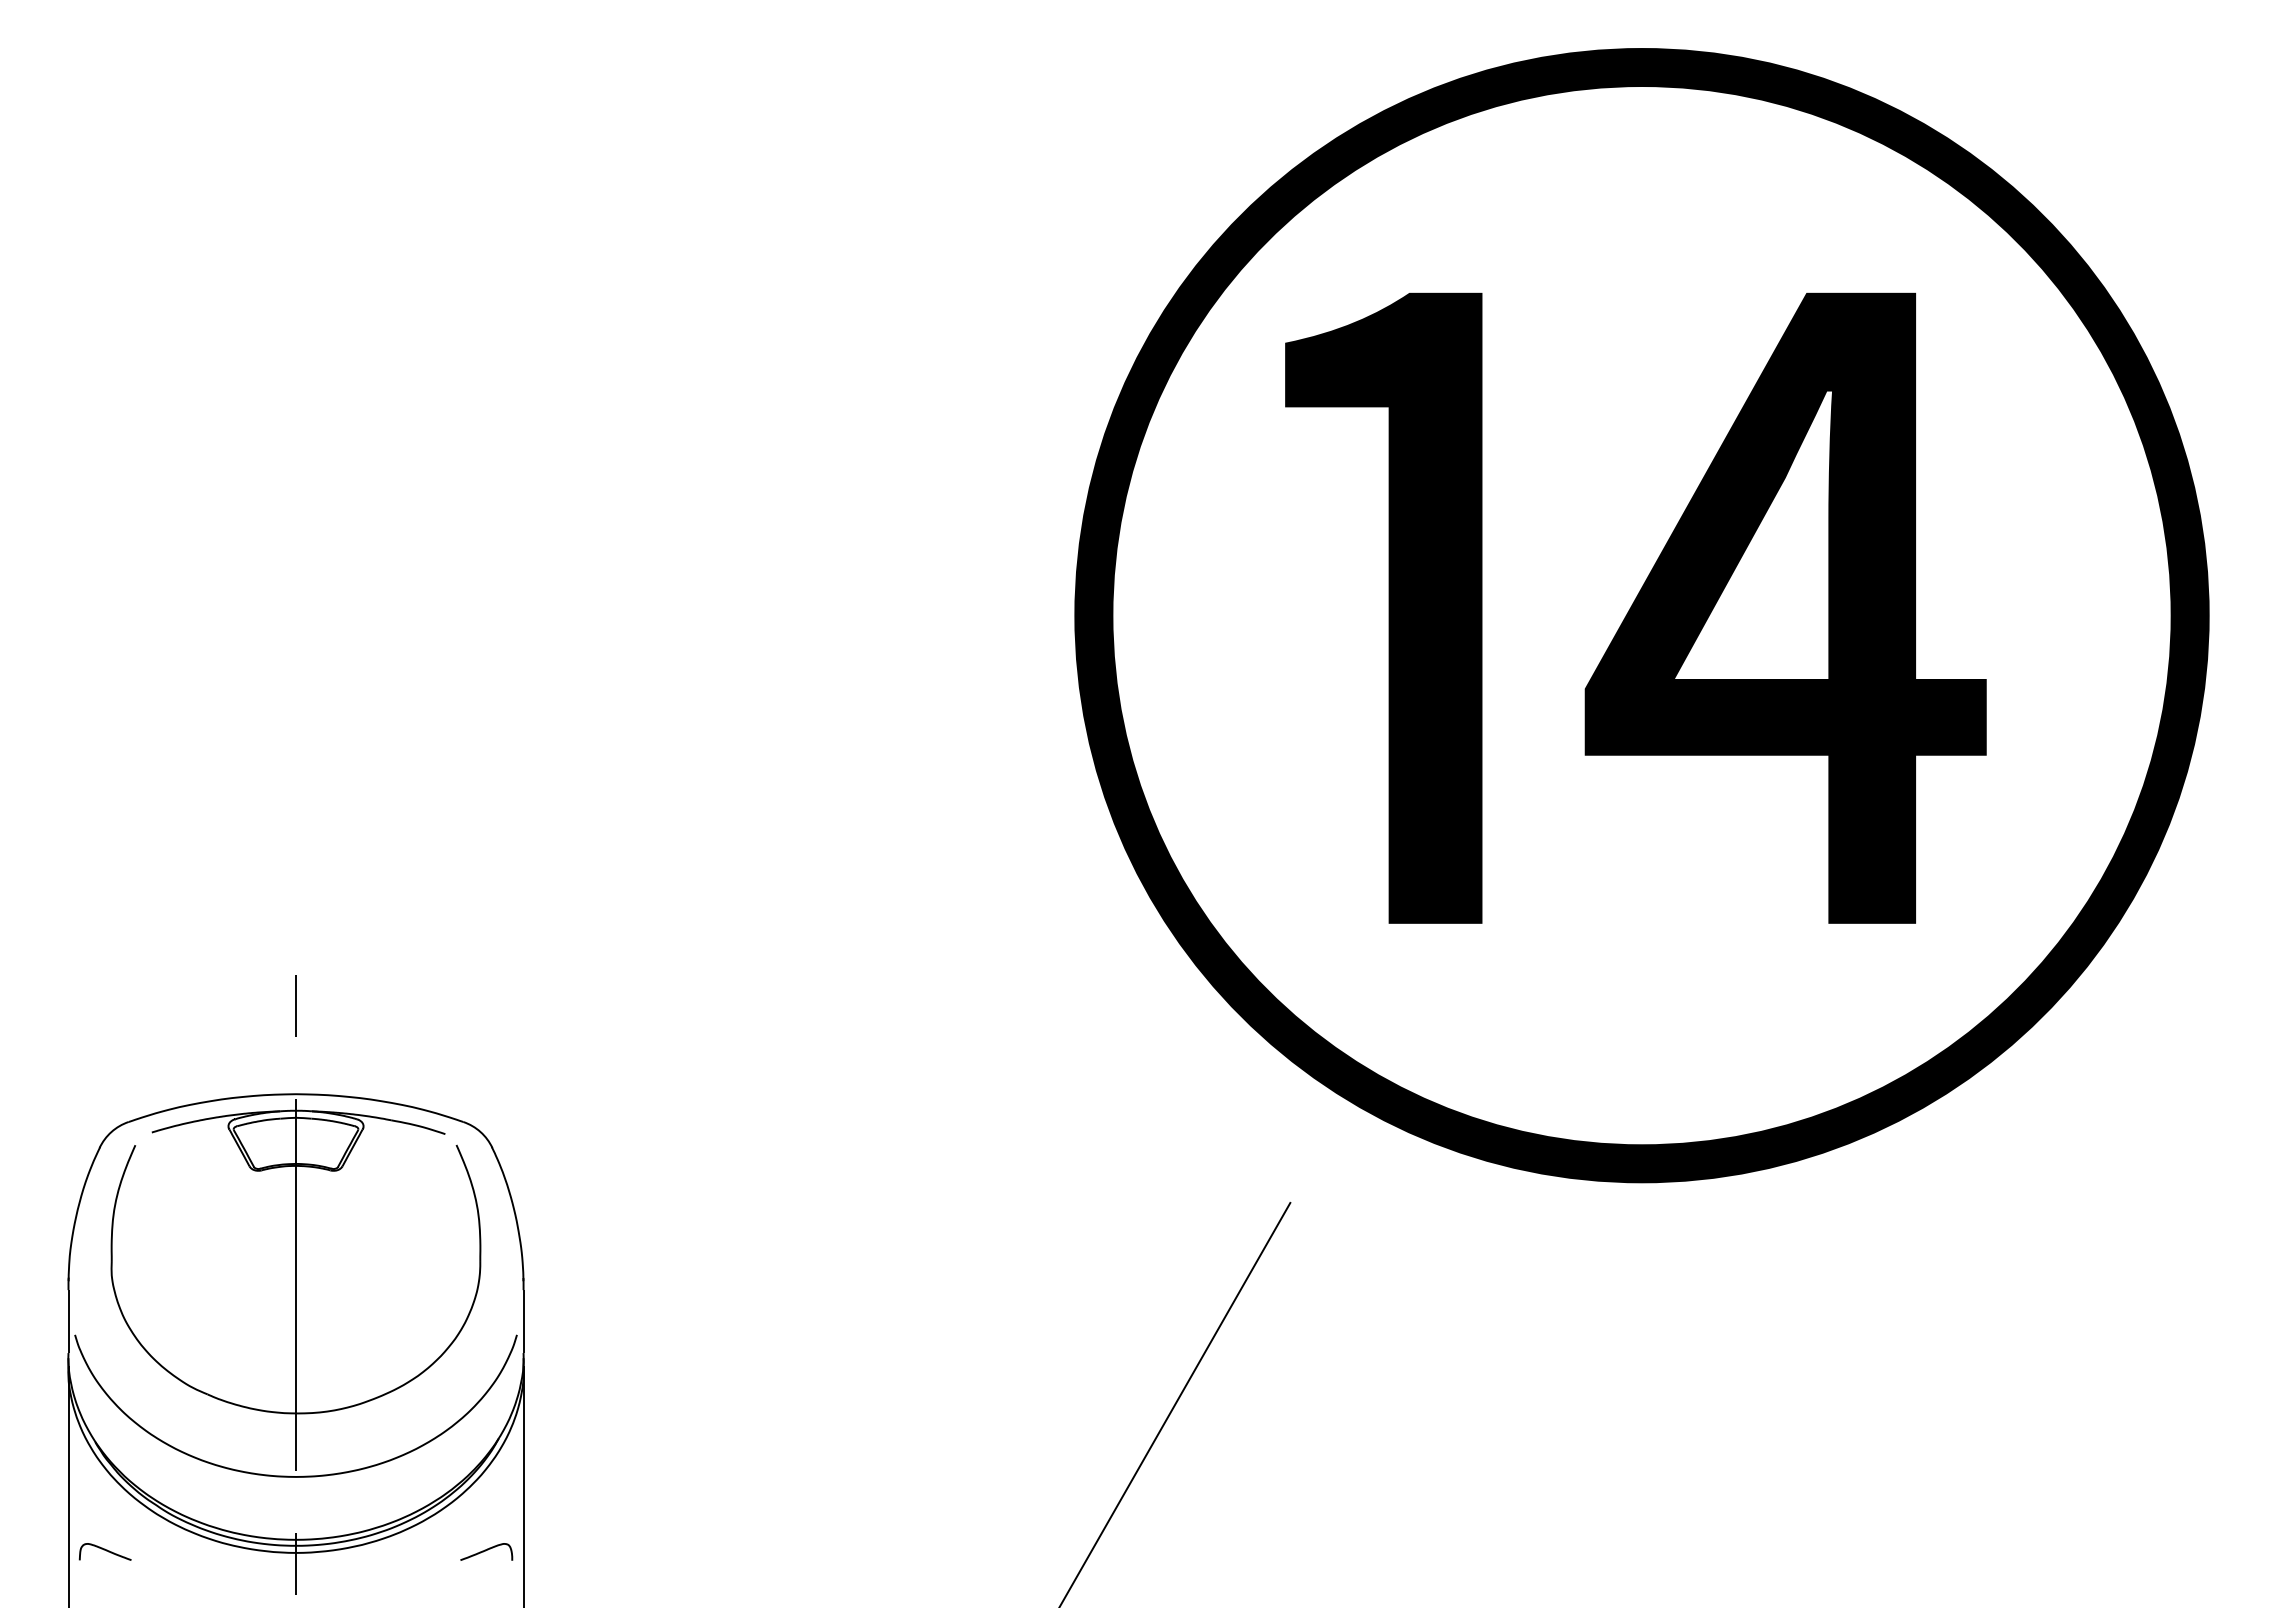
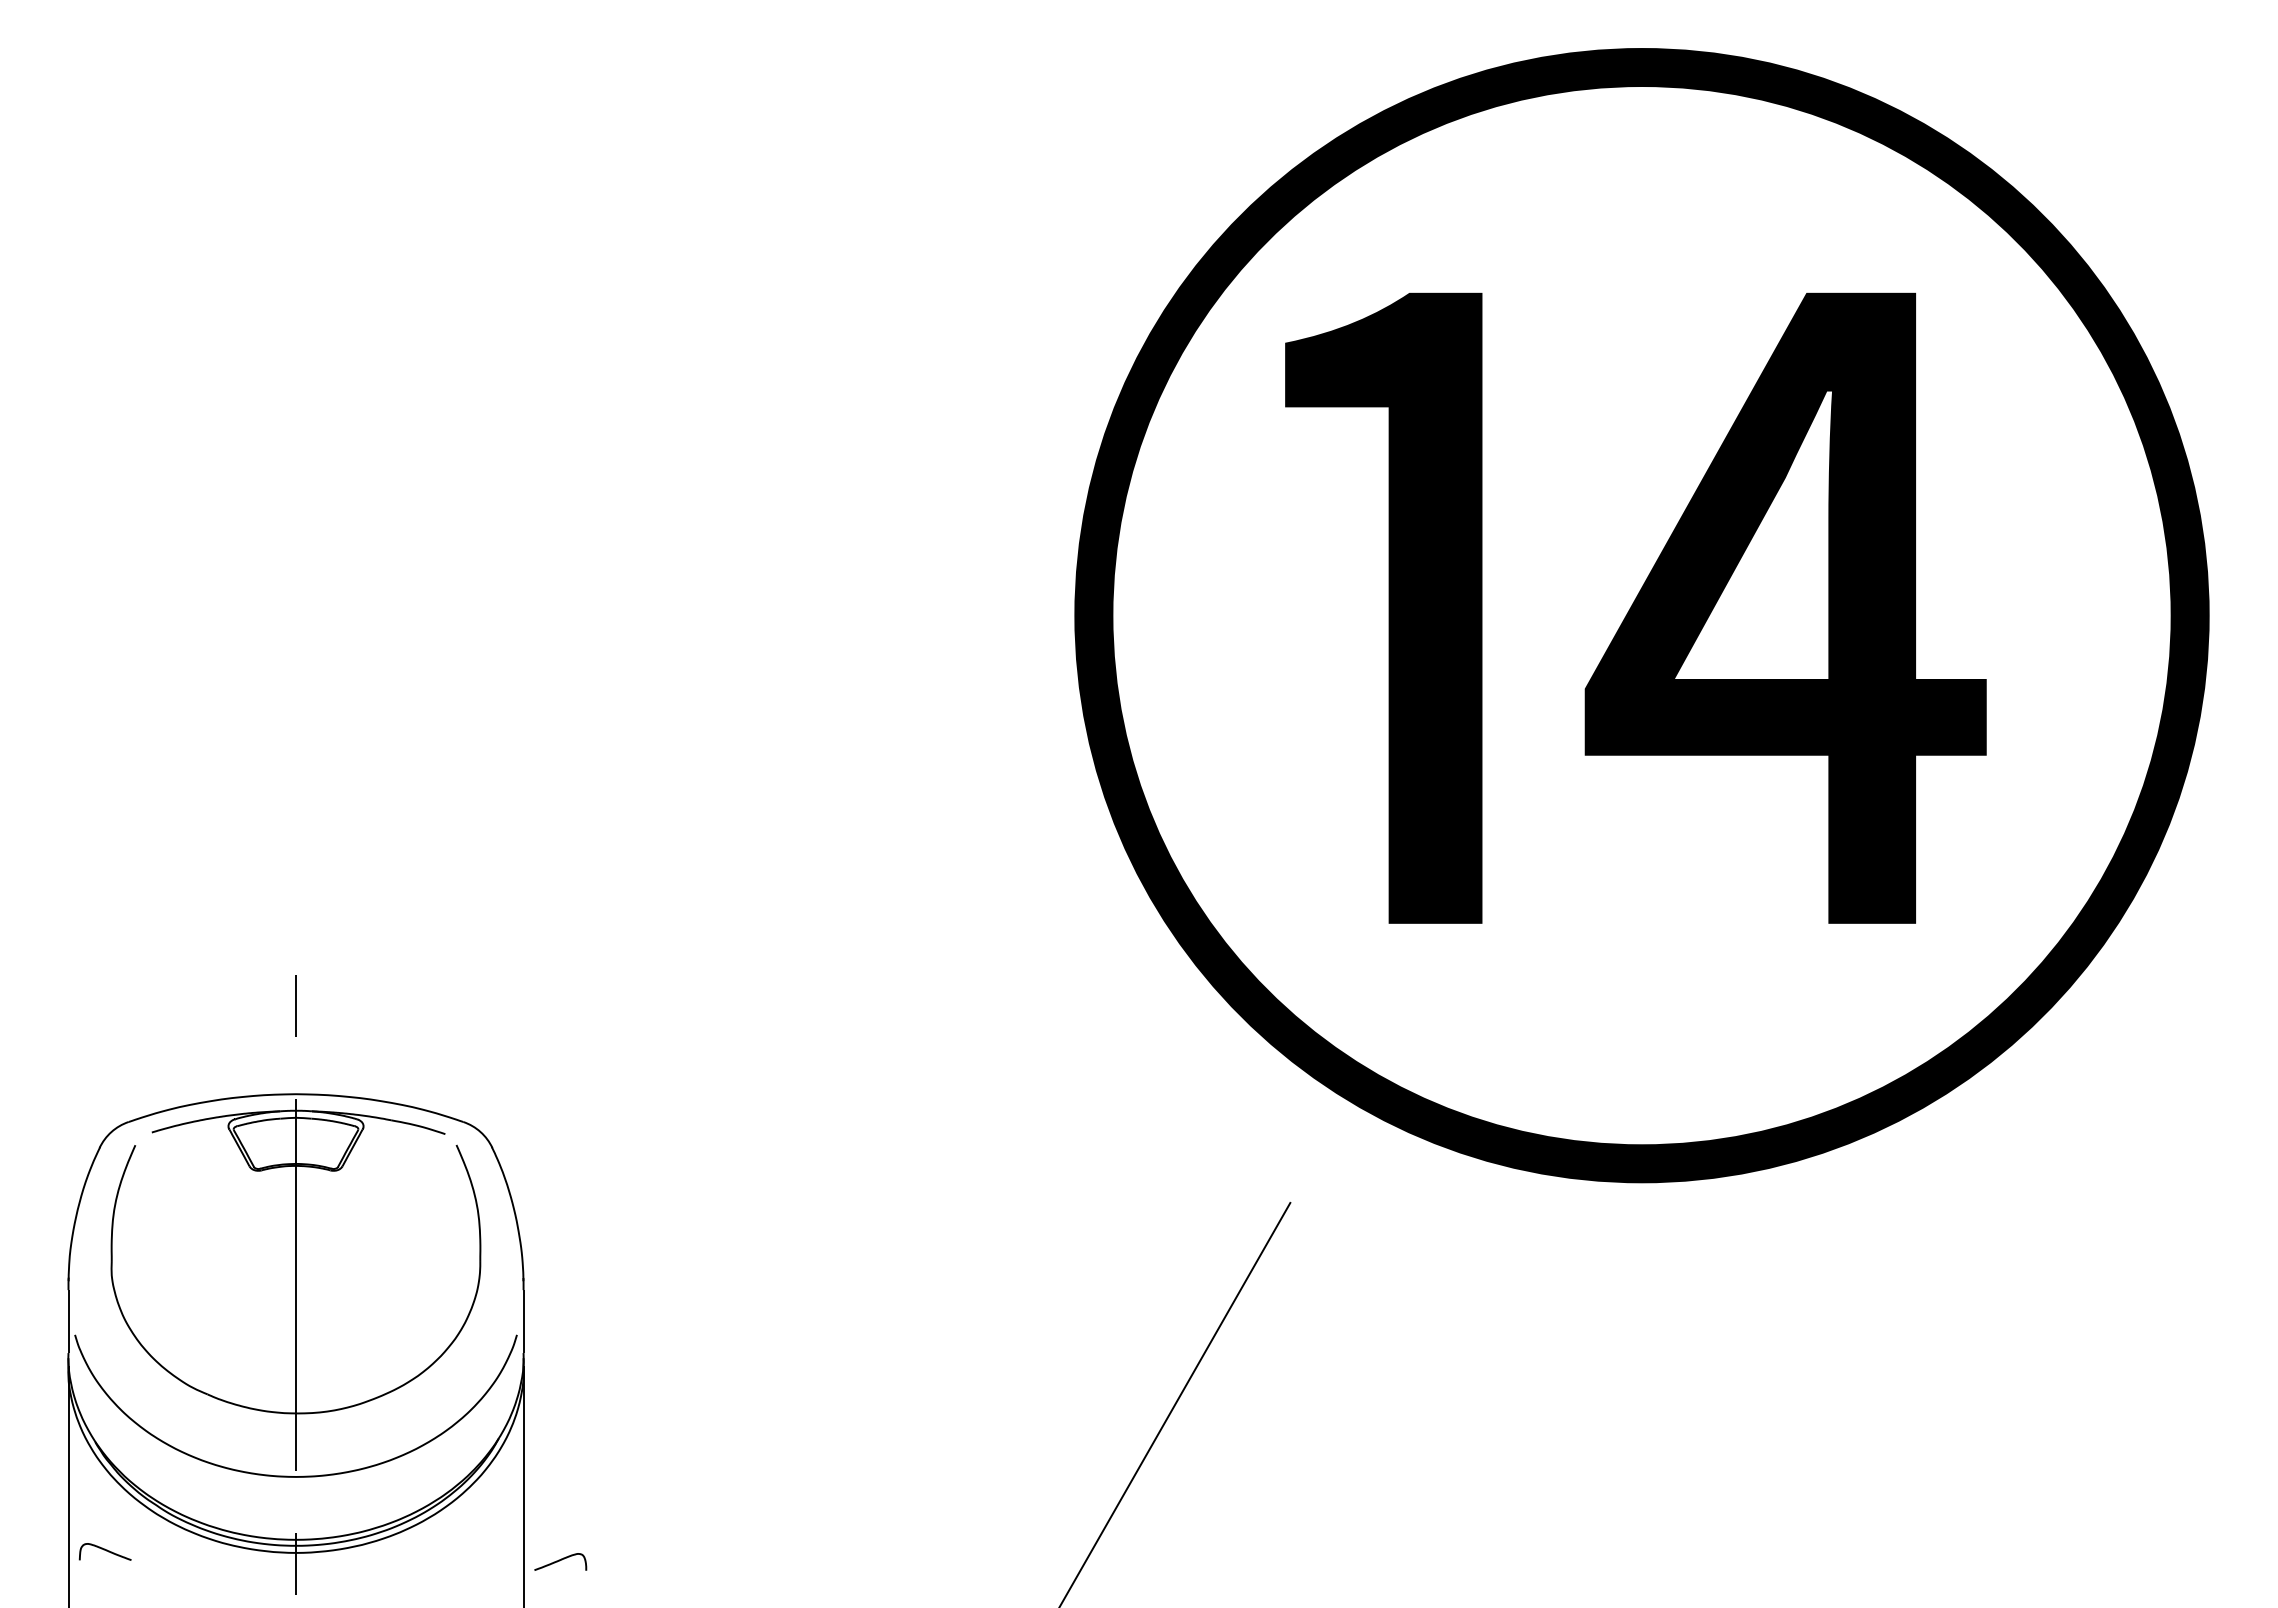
curve position: (486, 1550) -> (560, 1560) (560, 1560)
